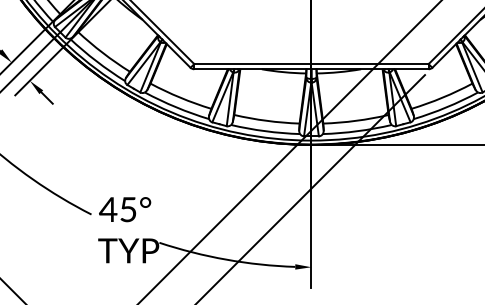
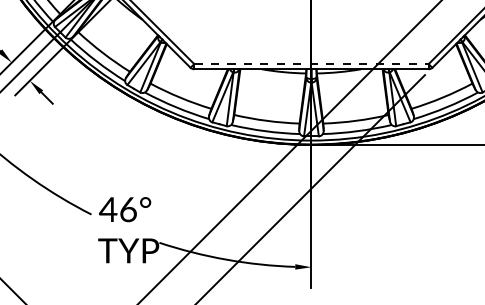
line: solid -> dashed (311, 64)
text: 45° -> 46° (128, 209)
